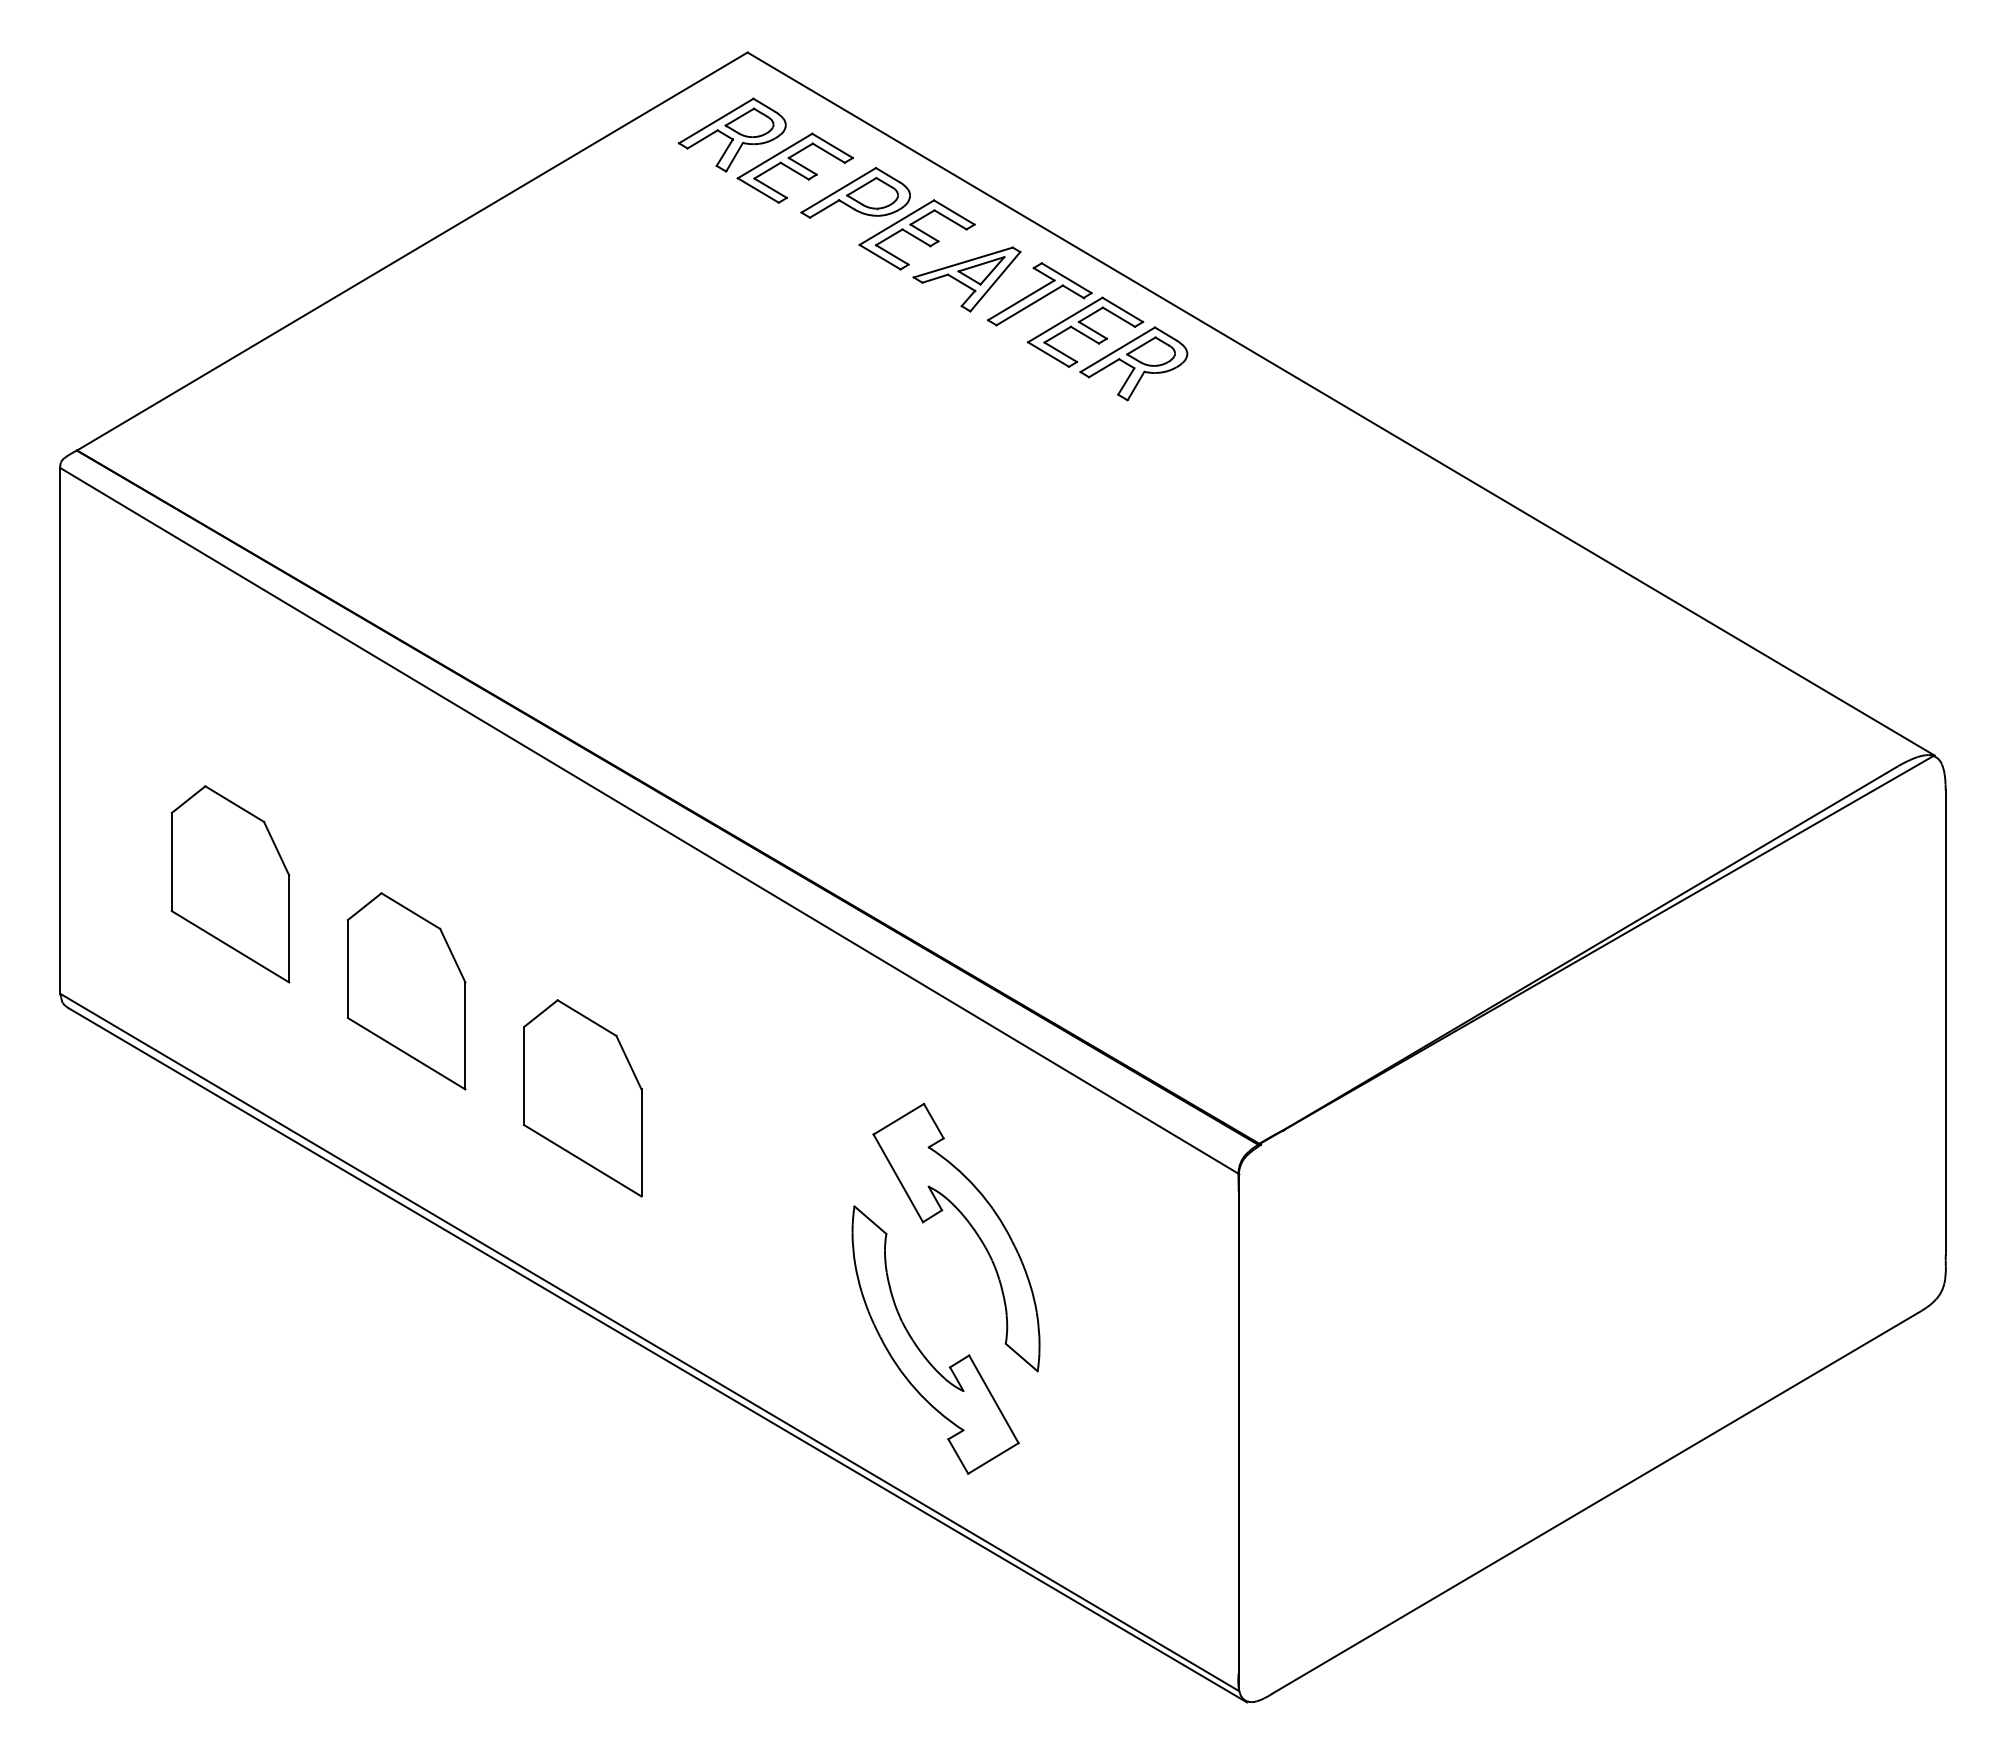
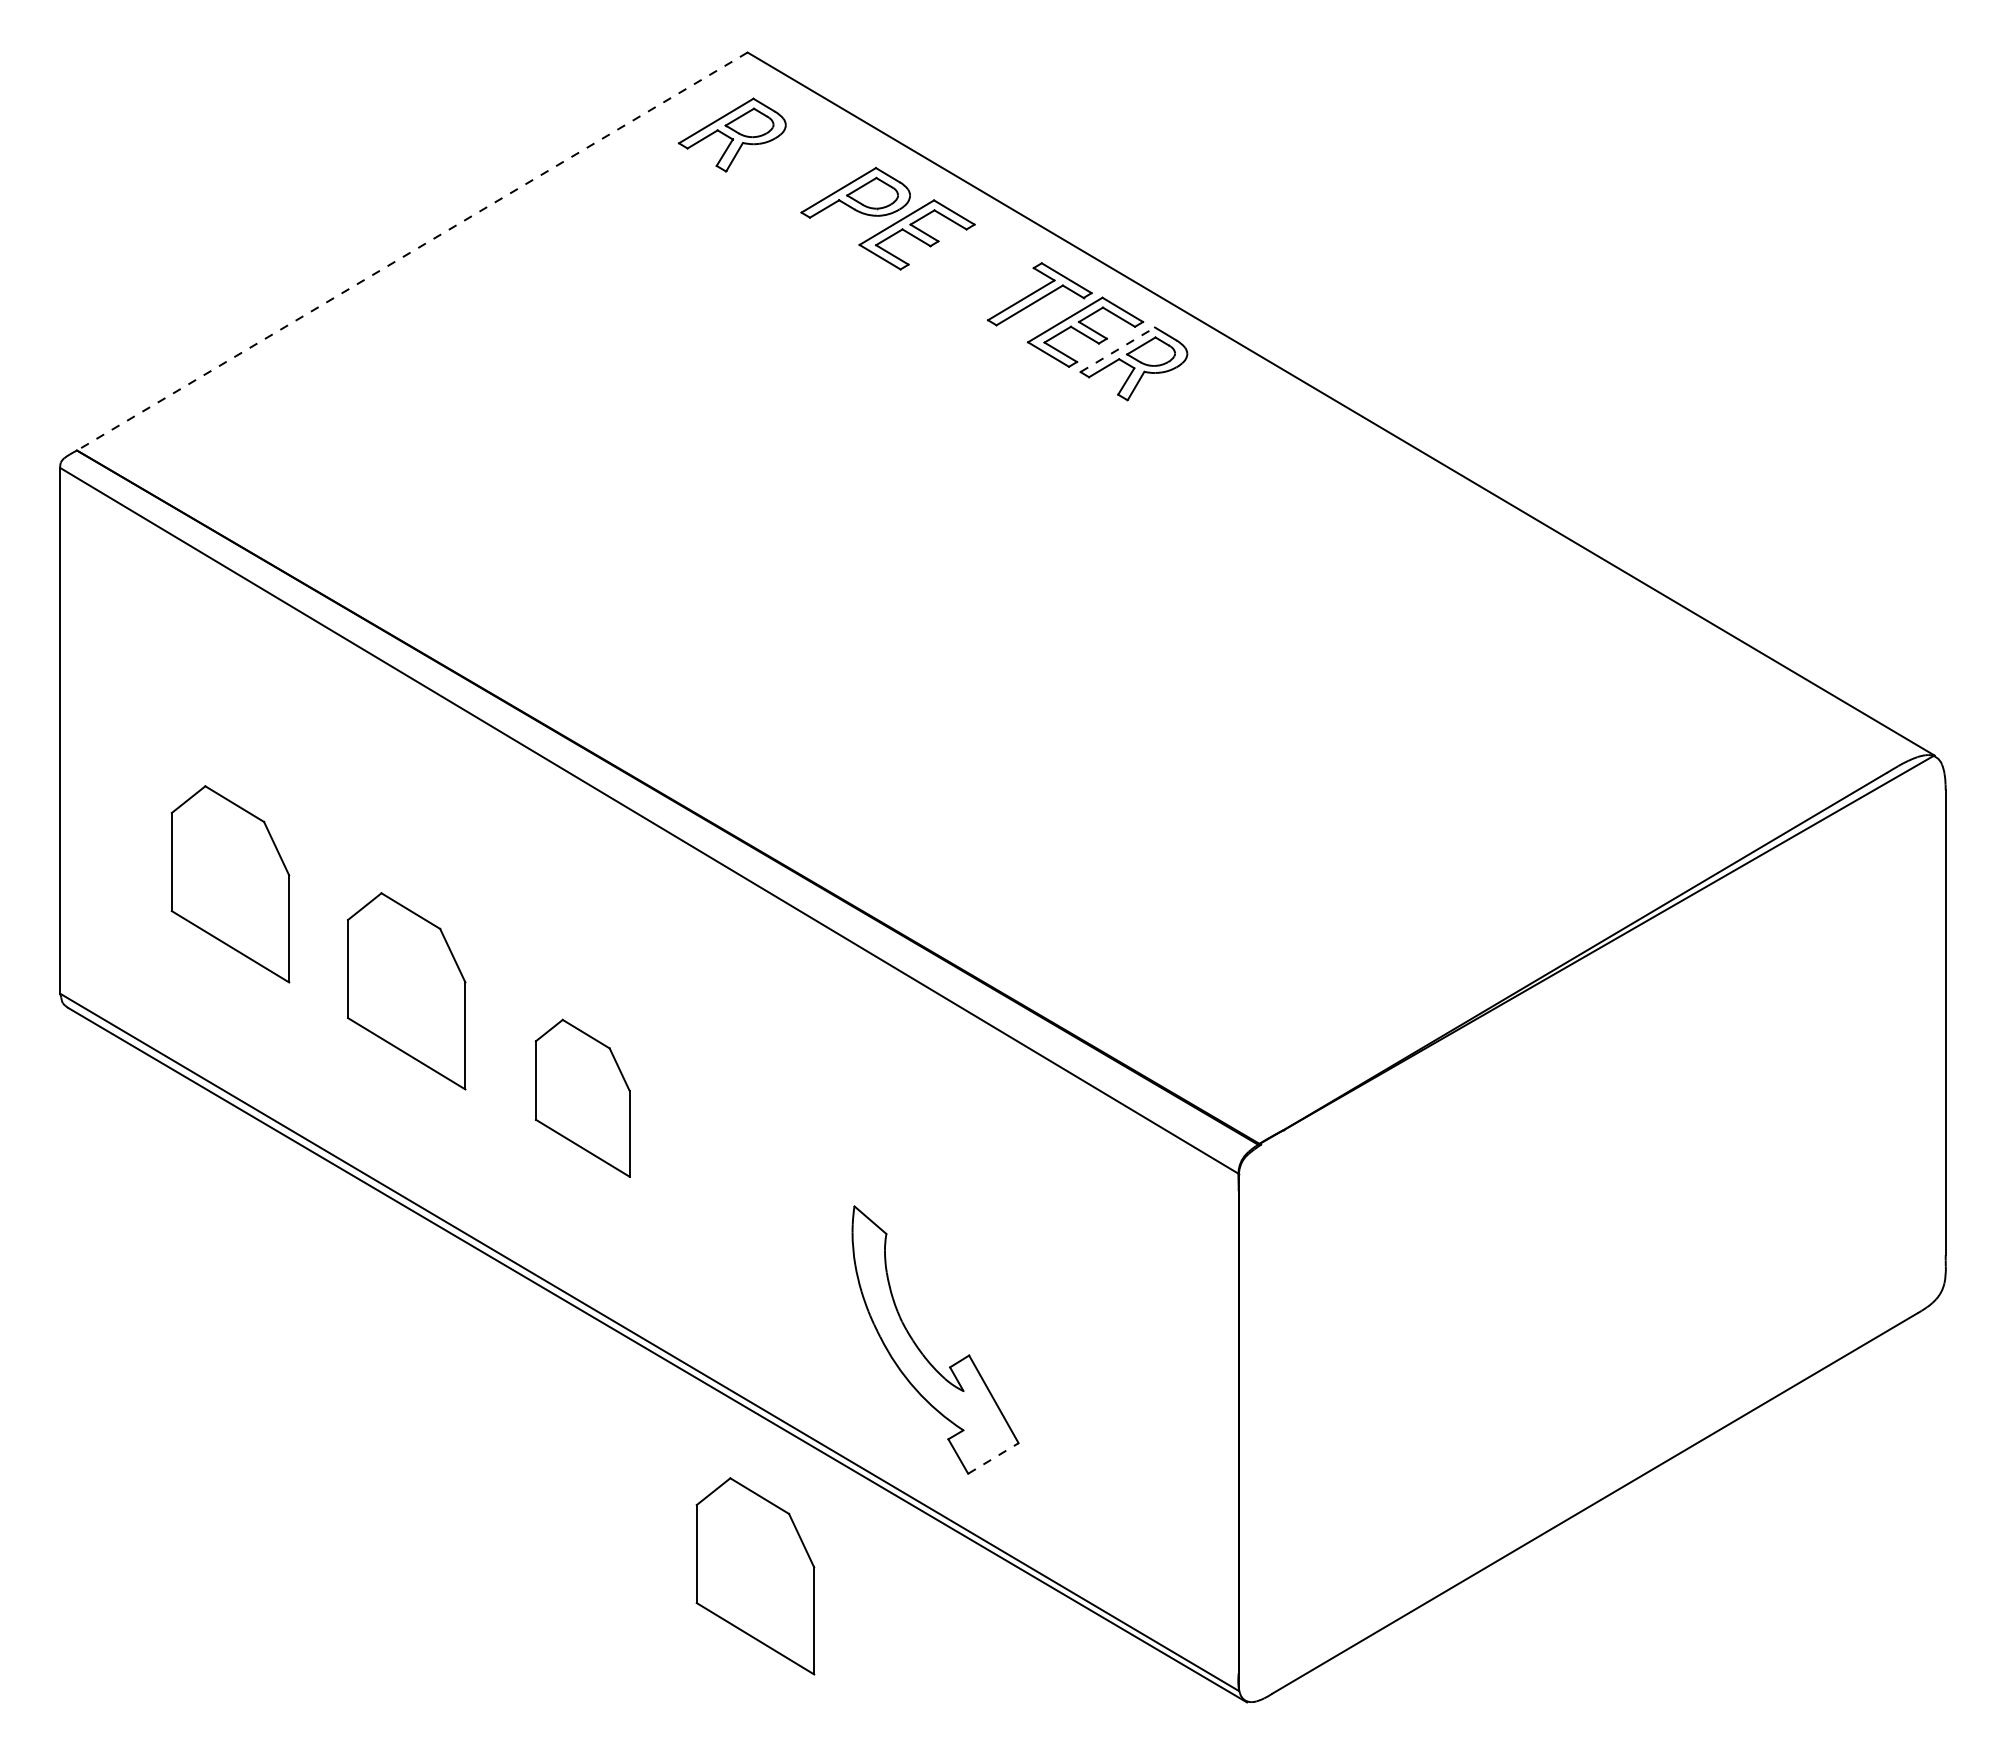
part: present -> none (794, 167)
line: solid -> dashed (412, 251)
part: present -> none (966, 279)
line: solid -> dashed (1118, 349)
part size: 120x199 px -> 97x160 px (582, 1097)
part: present -> none (970, 1226)
line: solid -> dashed (993, 1458)
part: none -> present (755, 1576)
